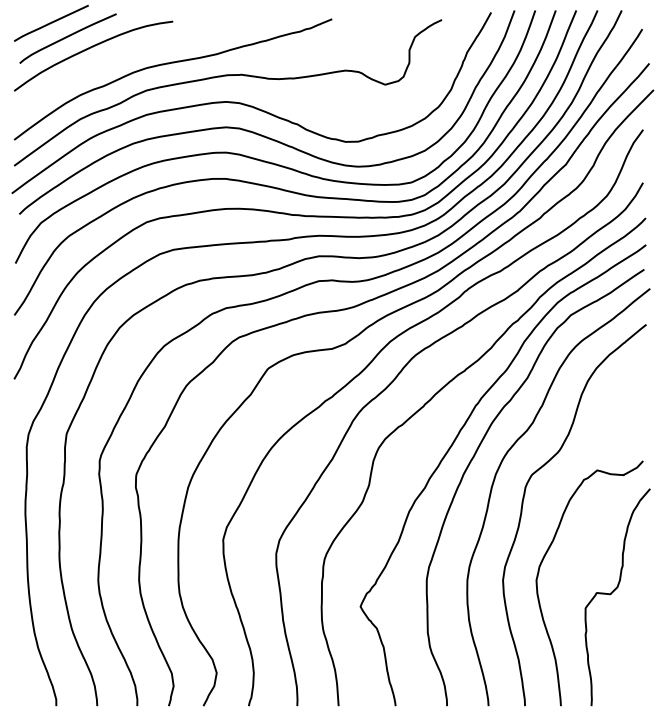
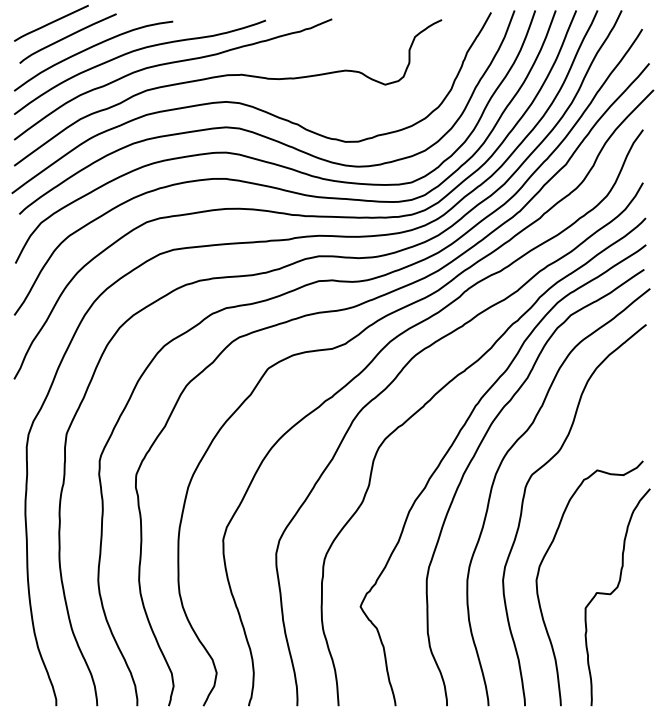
curve: none -> present (133, 52)
